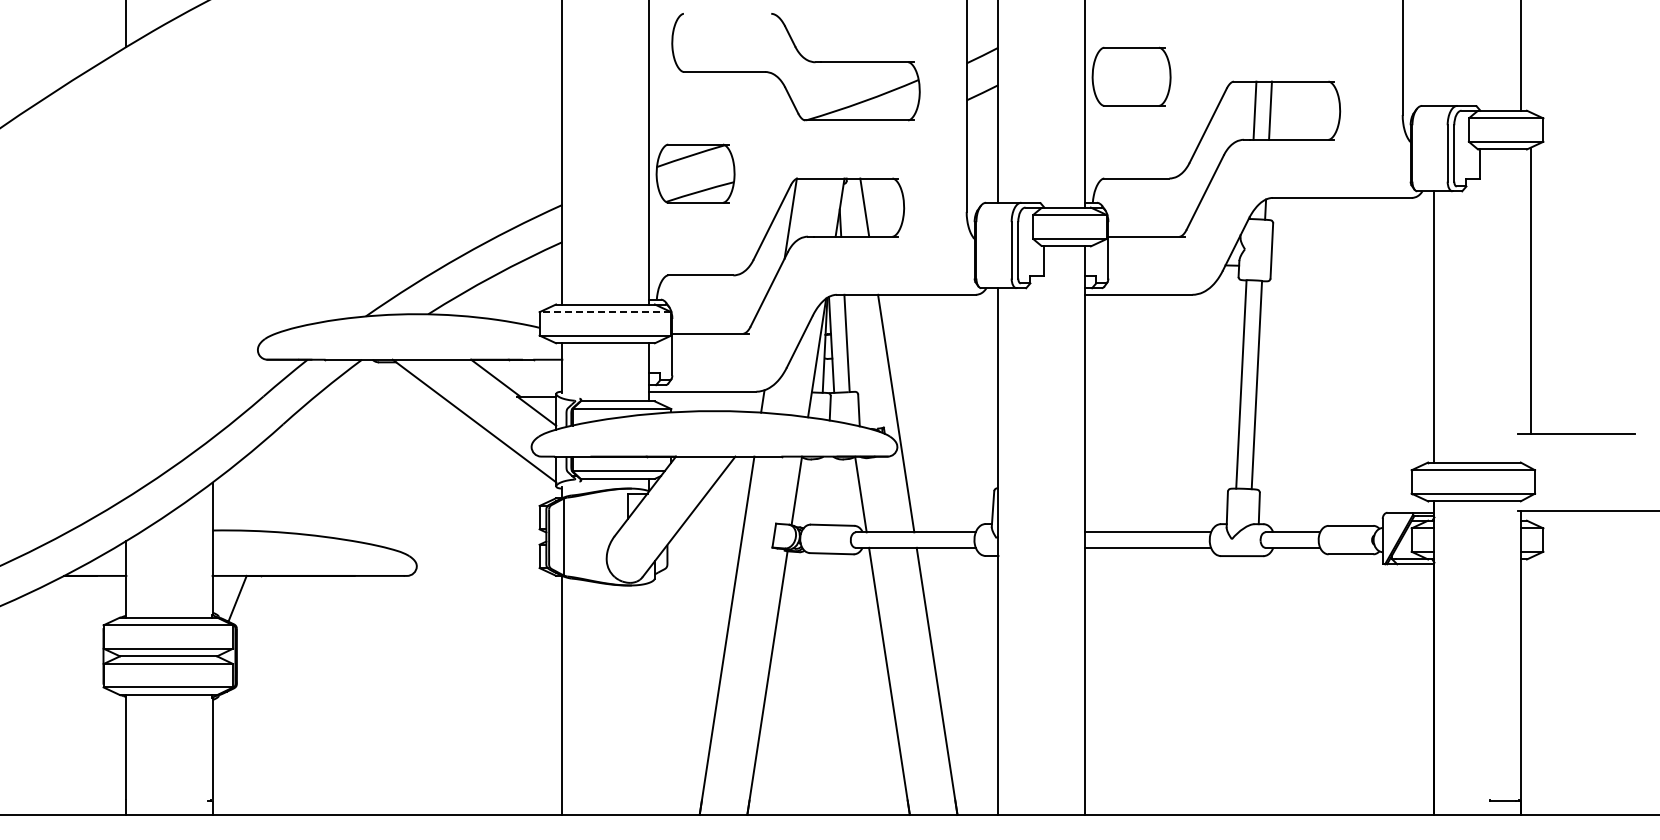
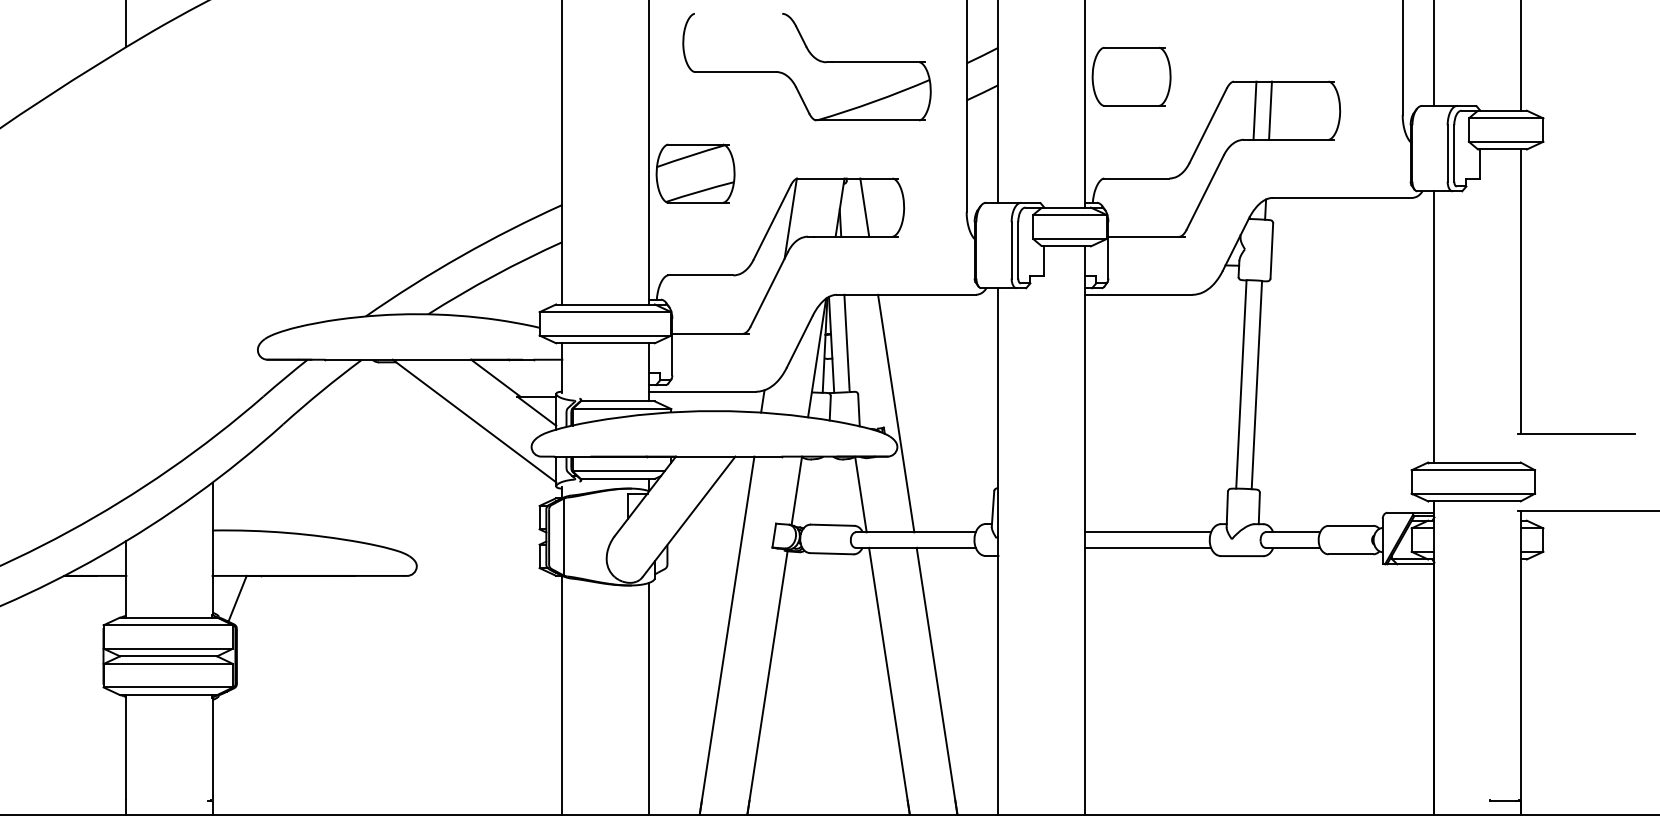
line: none -> present (1434, 53)
part position: (801, 57) -> (812, 57) (812, 57)
line position: (1530, 291) -> (1520, 291) (1520, 291)
line: dashed -> solid (605, 312)
line: none -> present (648, 698)
